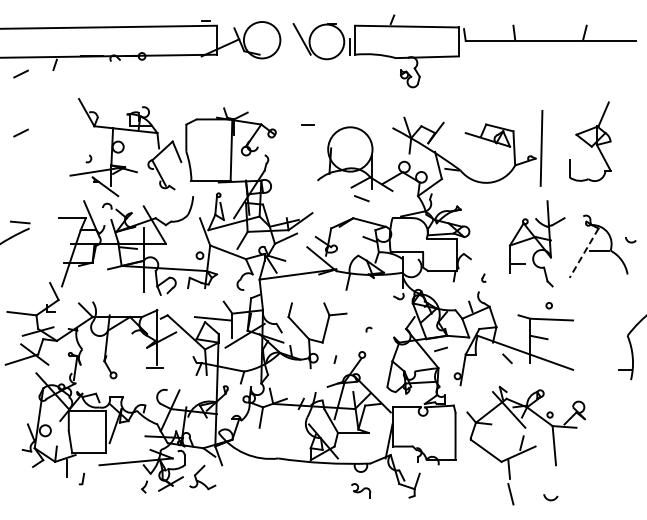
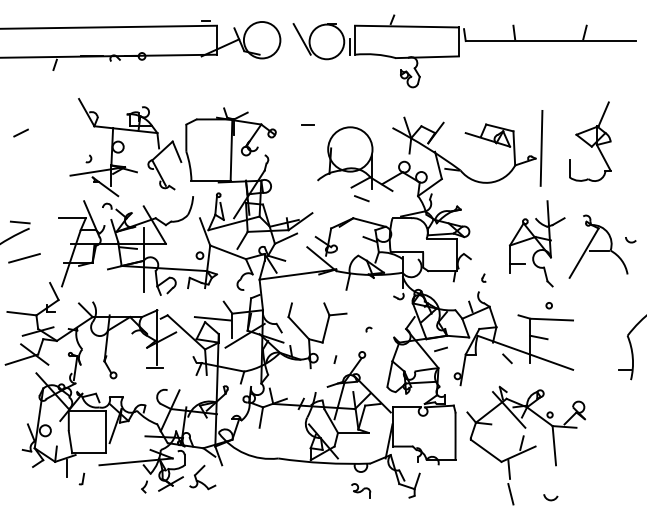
line: present -> none (20, 73)
line: dashed -> solid (584, 253)
line: none -> present (24, 258)
